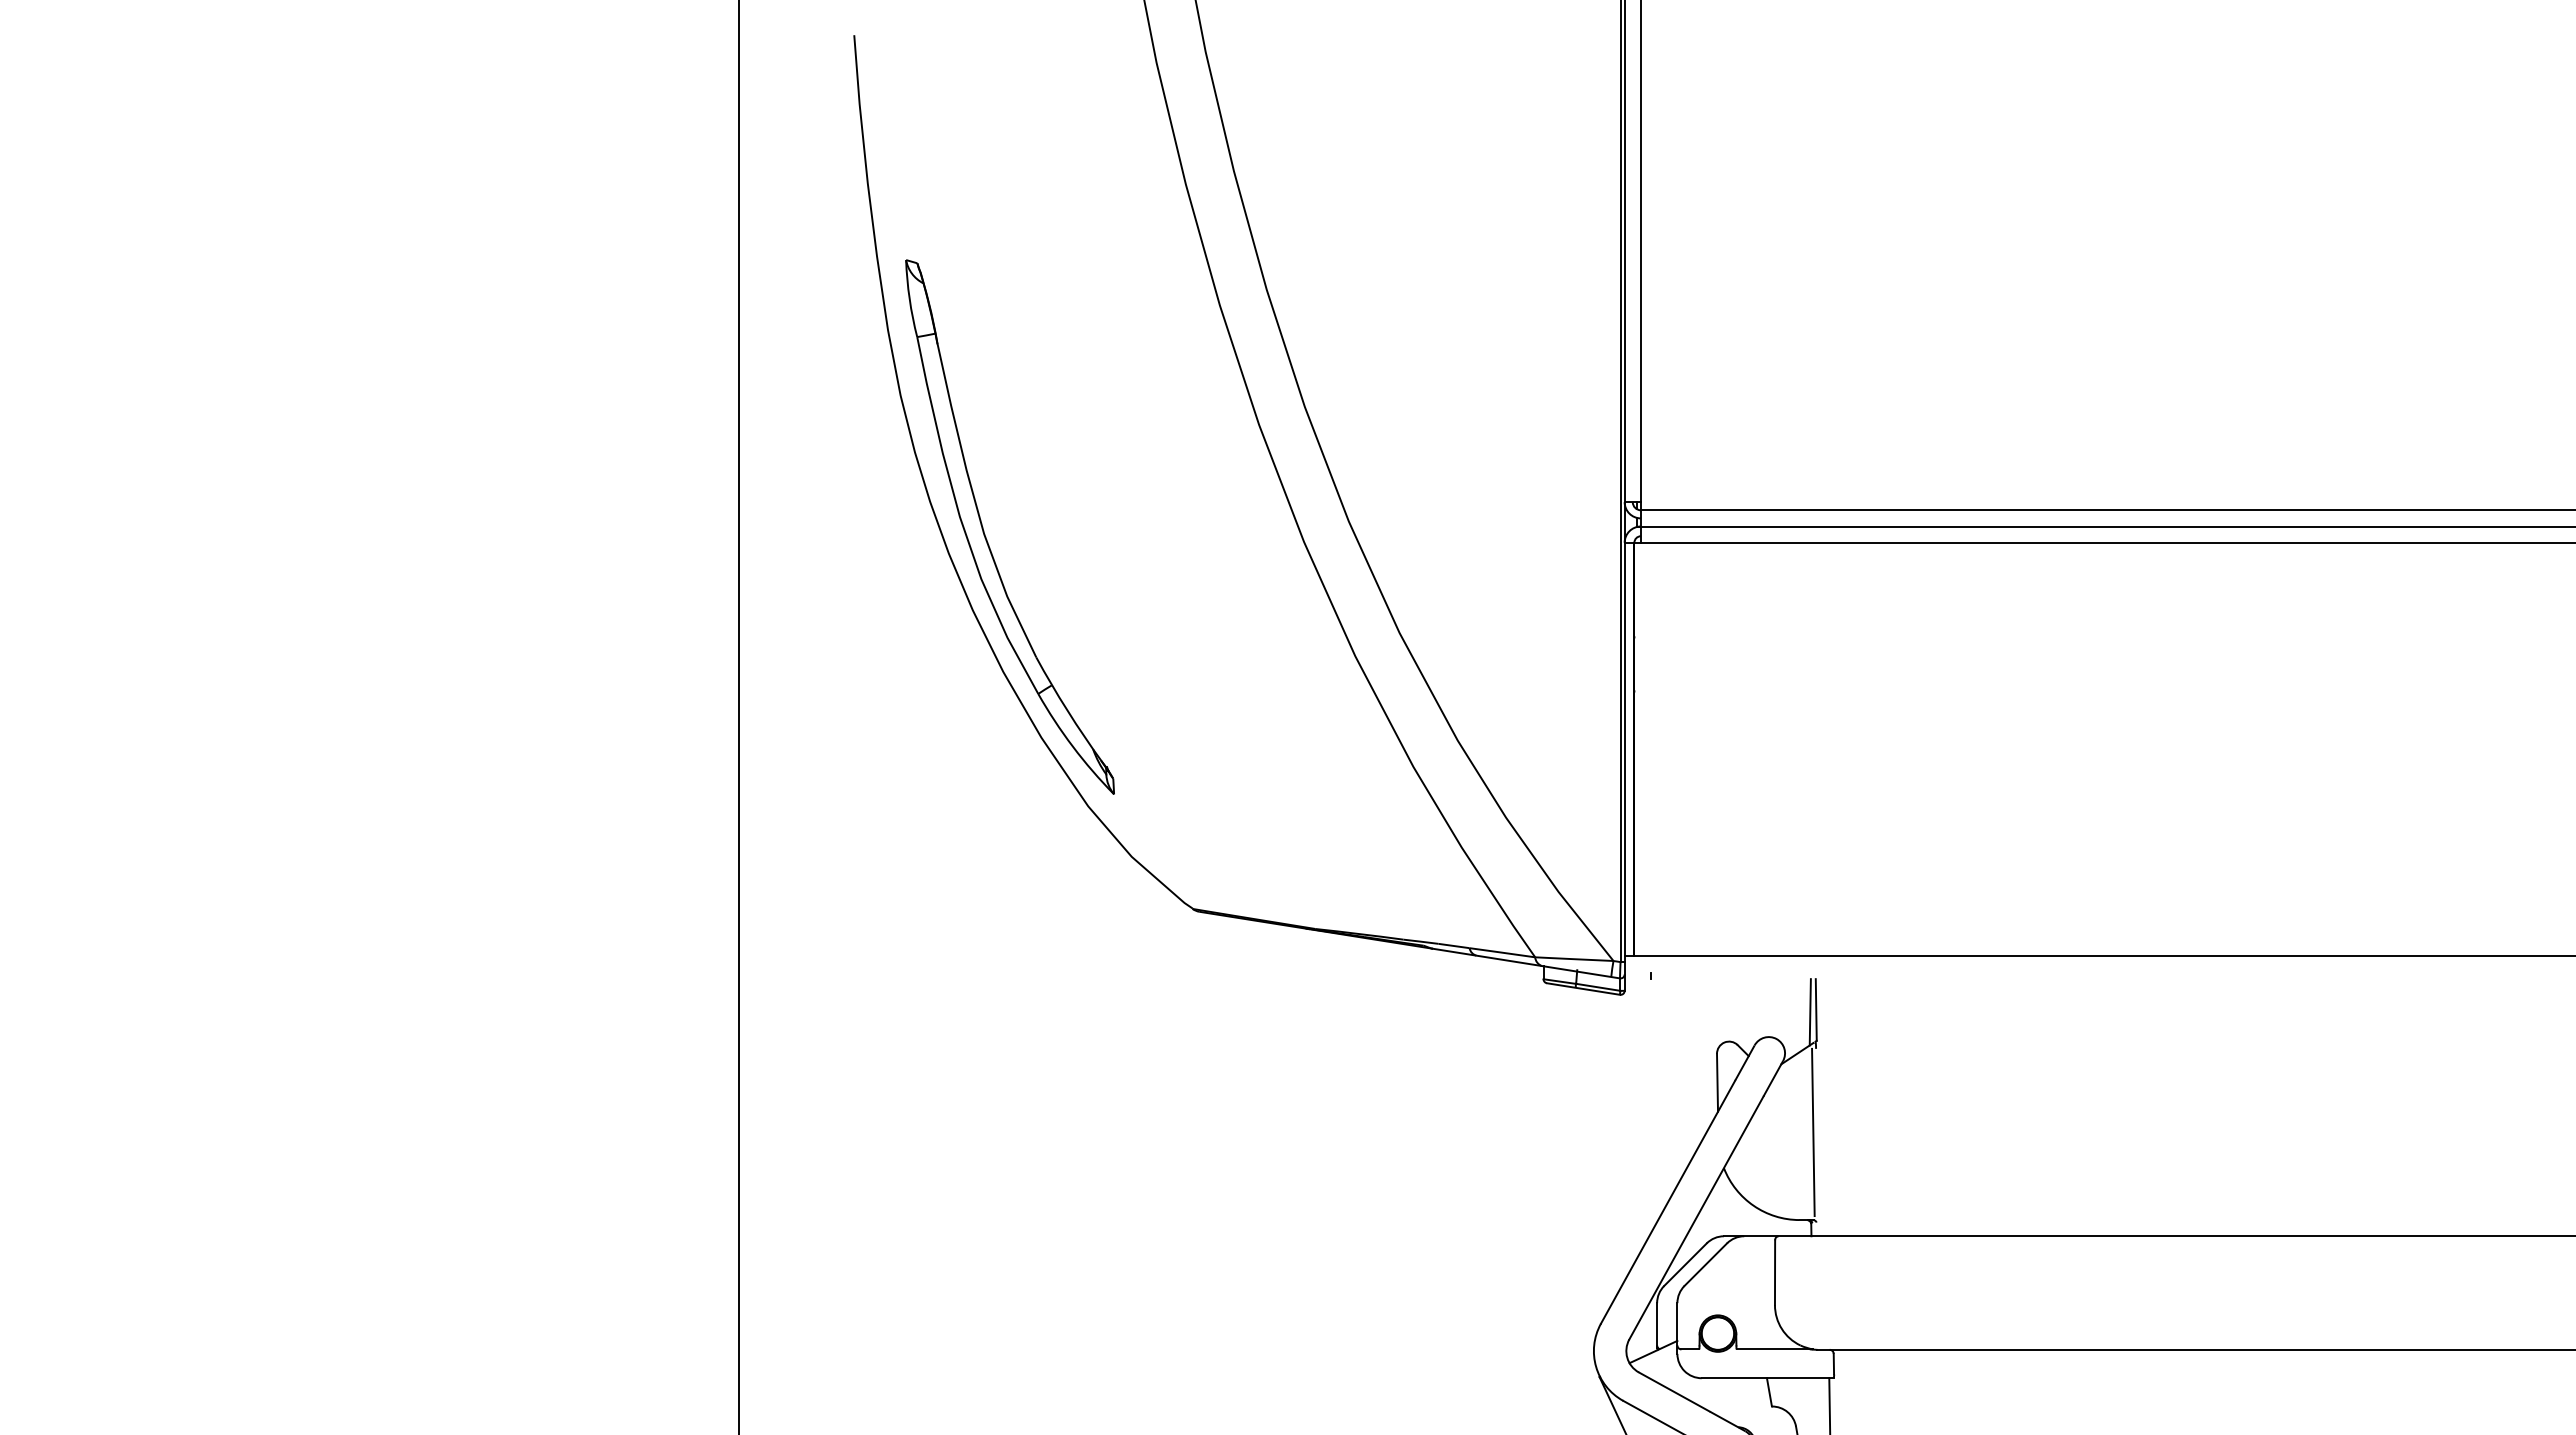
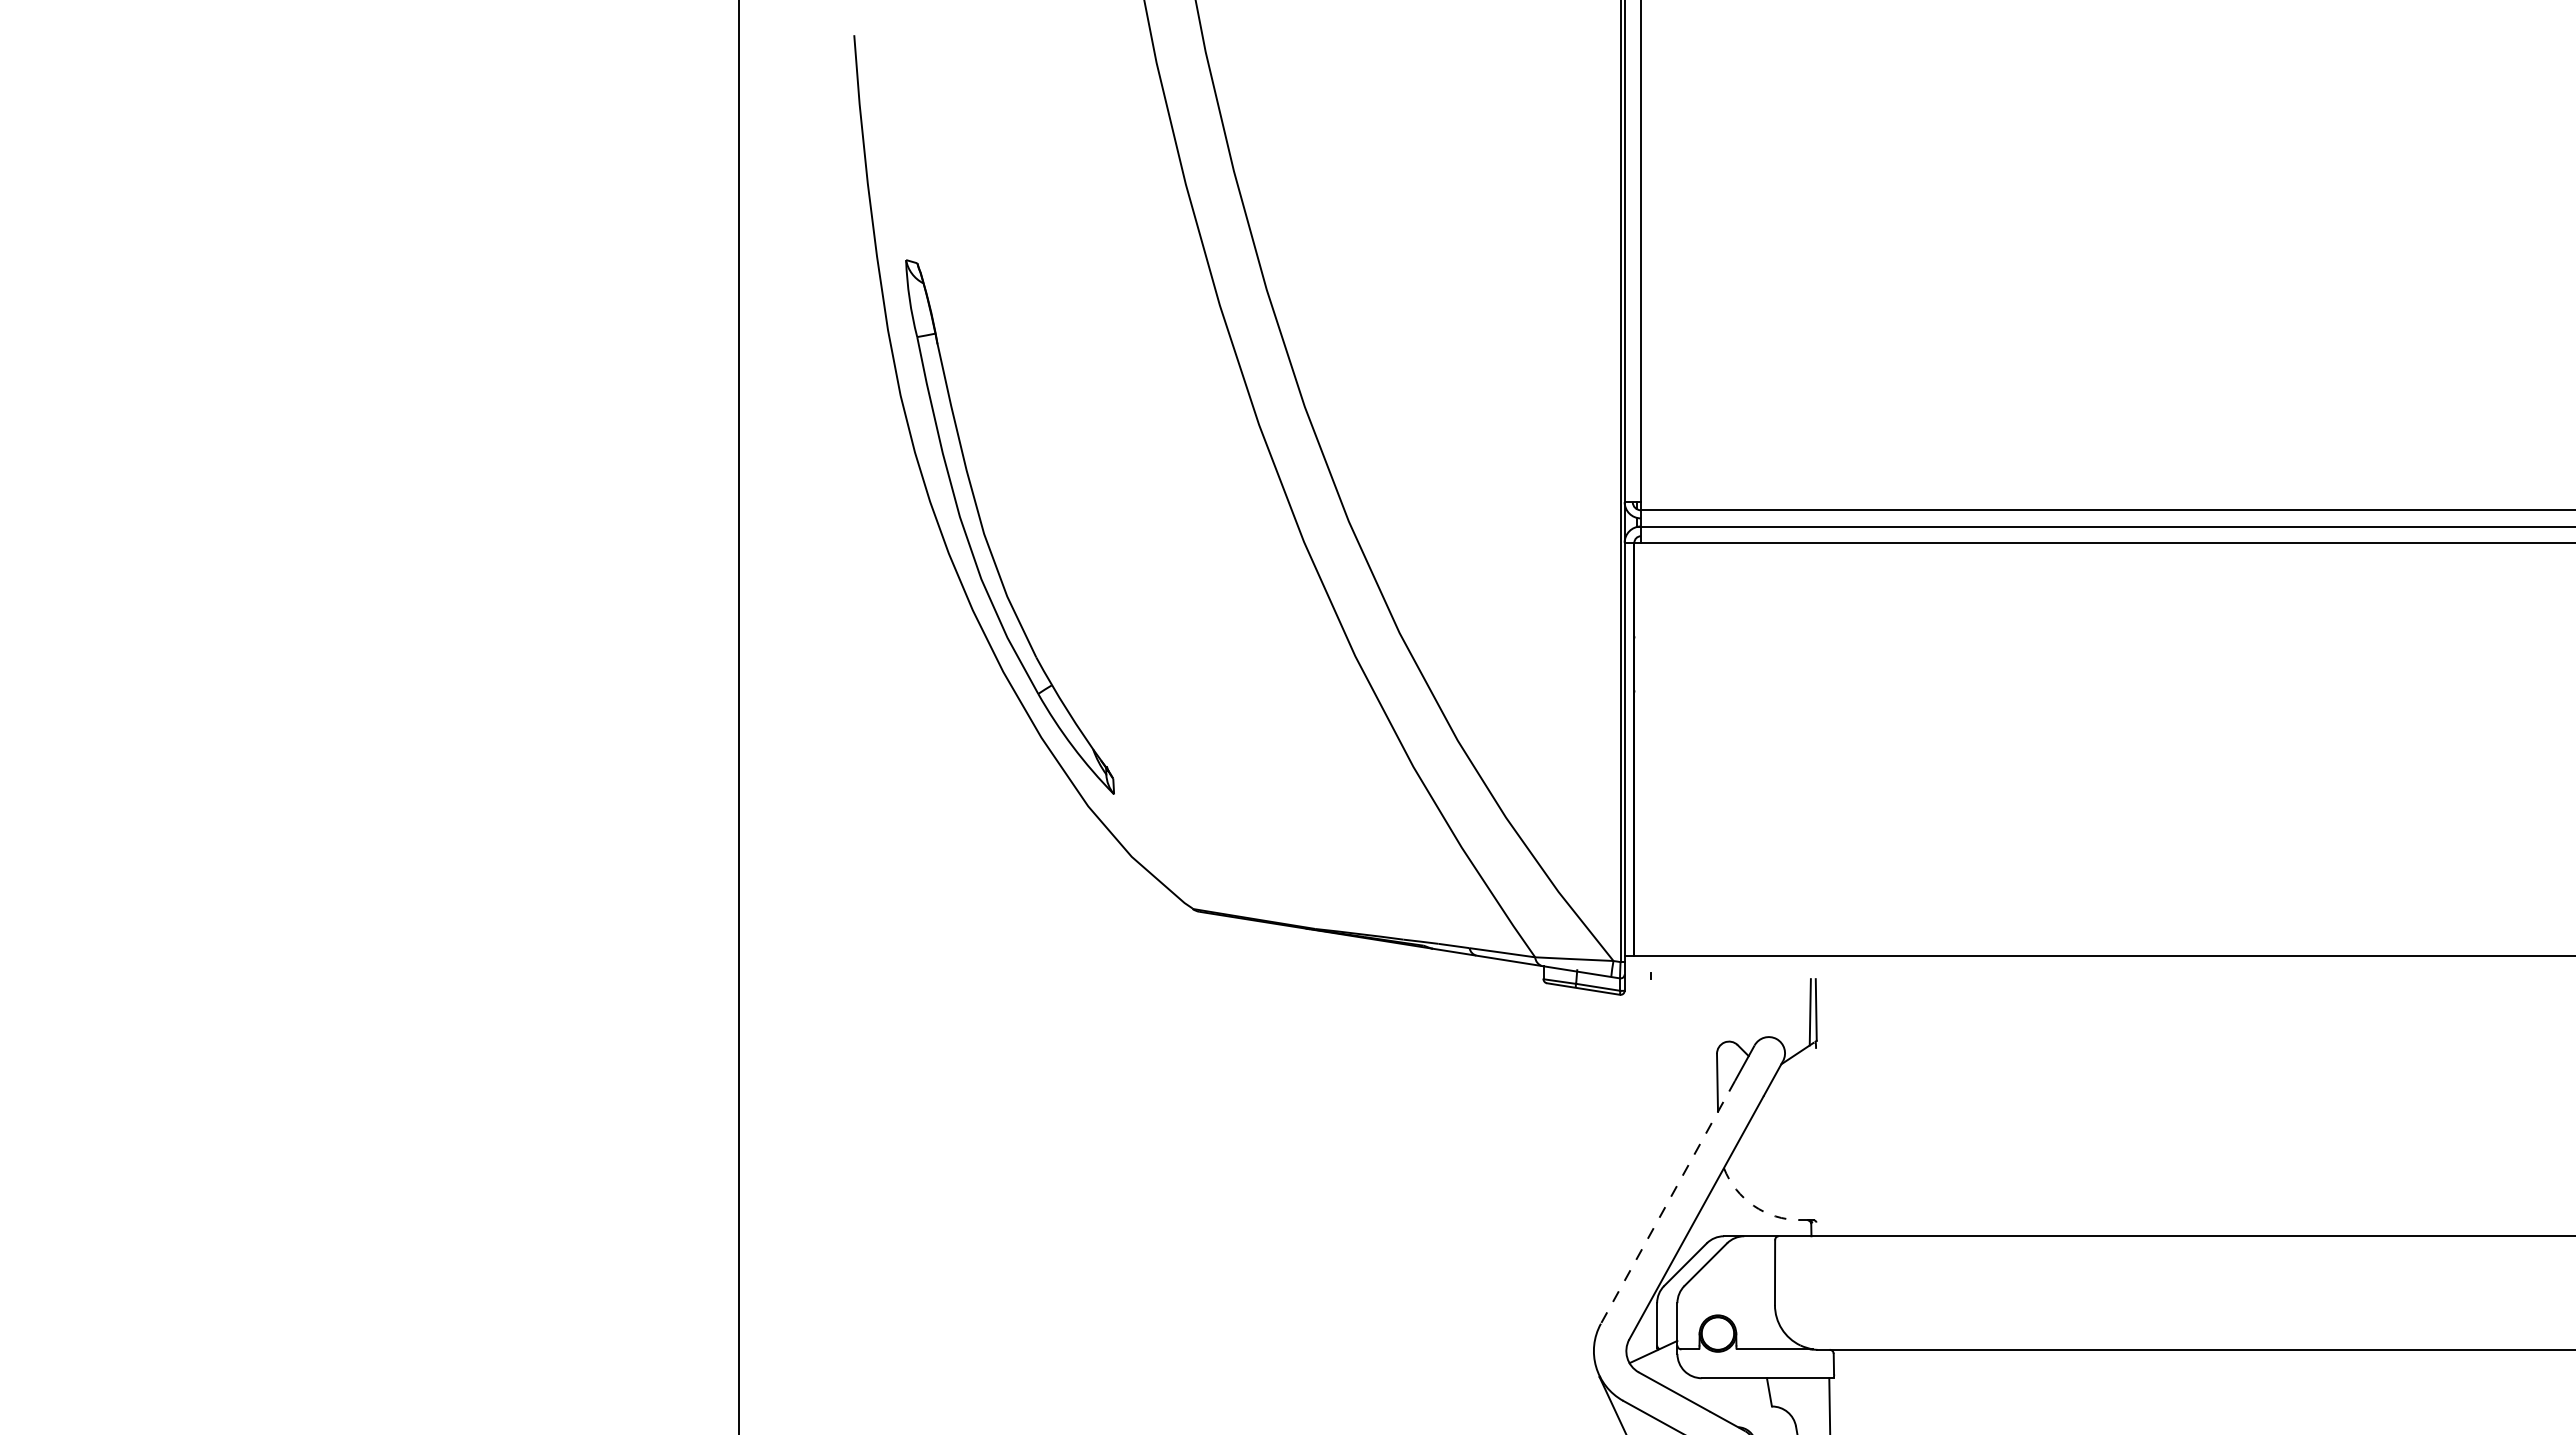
line: present -> none (1813, 1132)
line: solid -> dashed (1668, 1202)
arc: solid -> dashed (1753, 1205)
